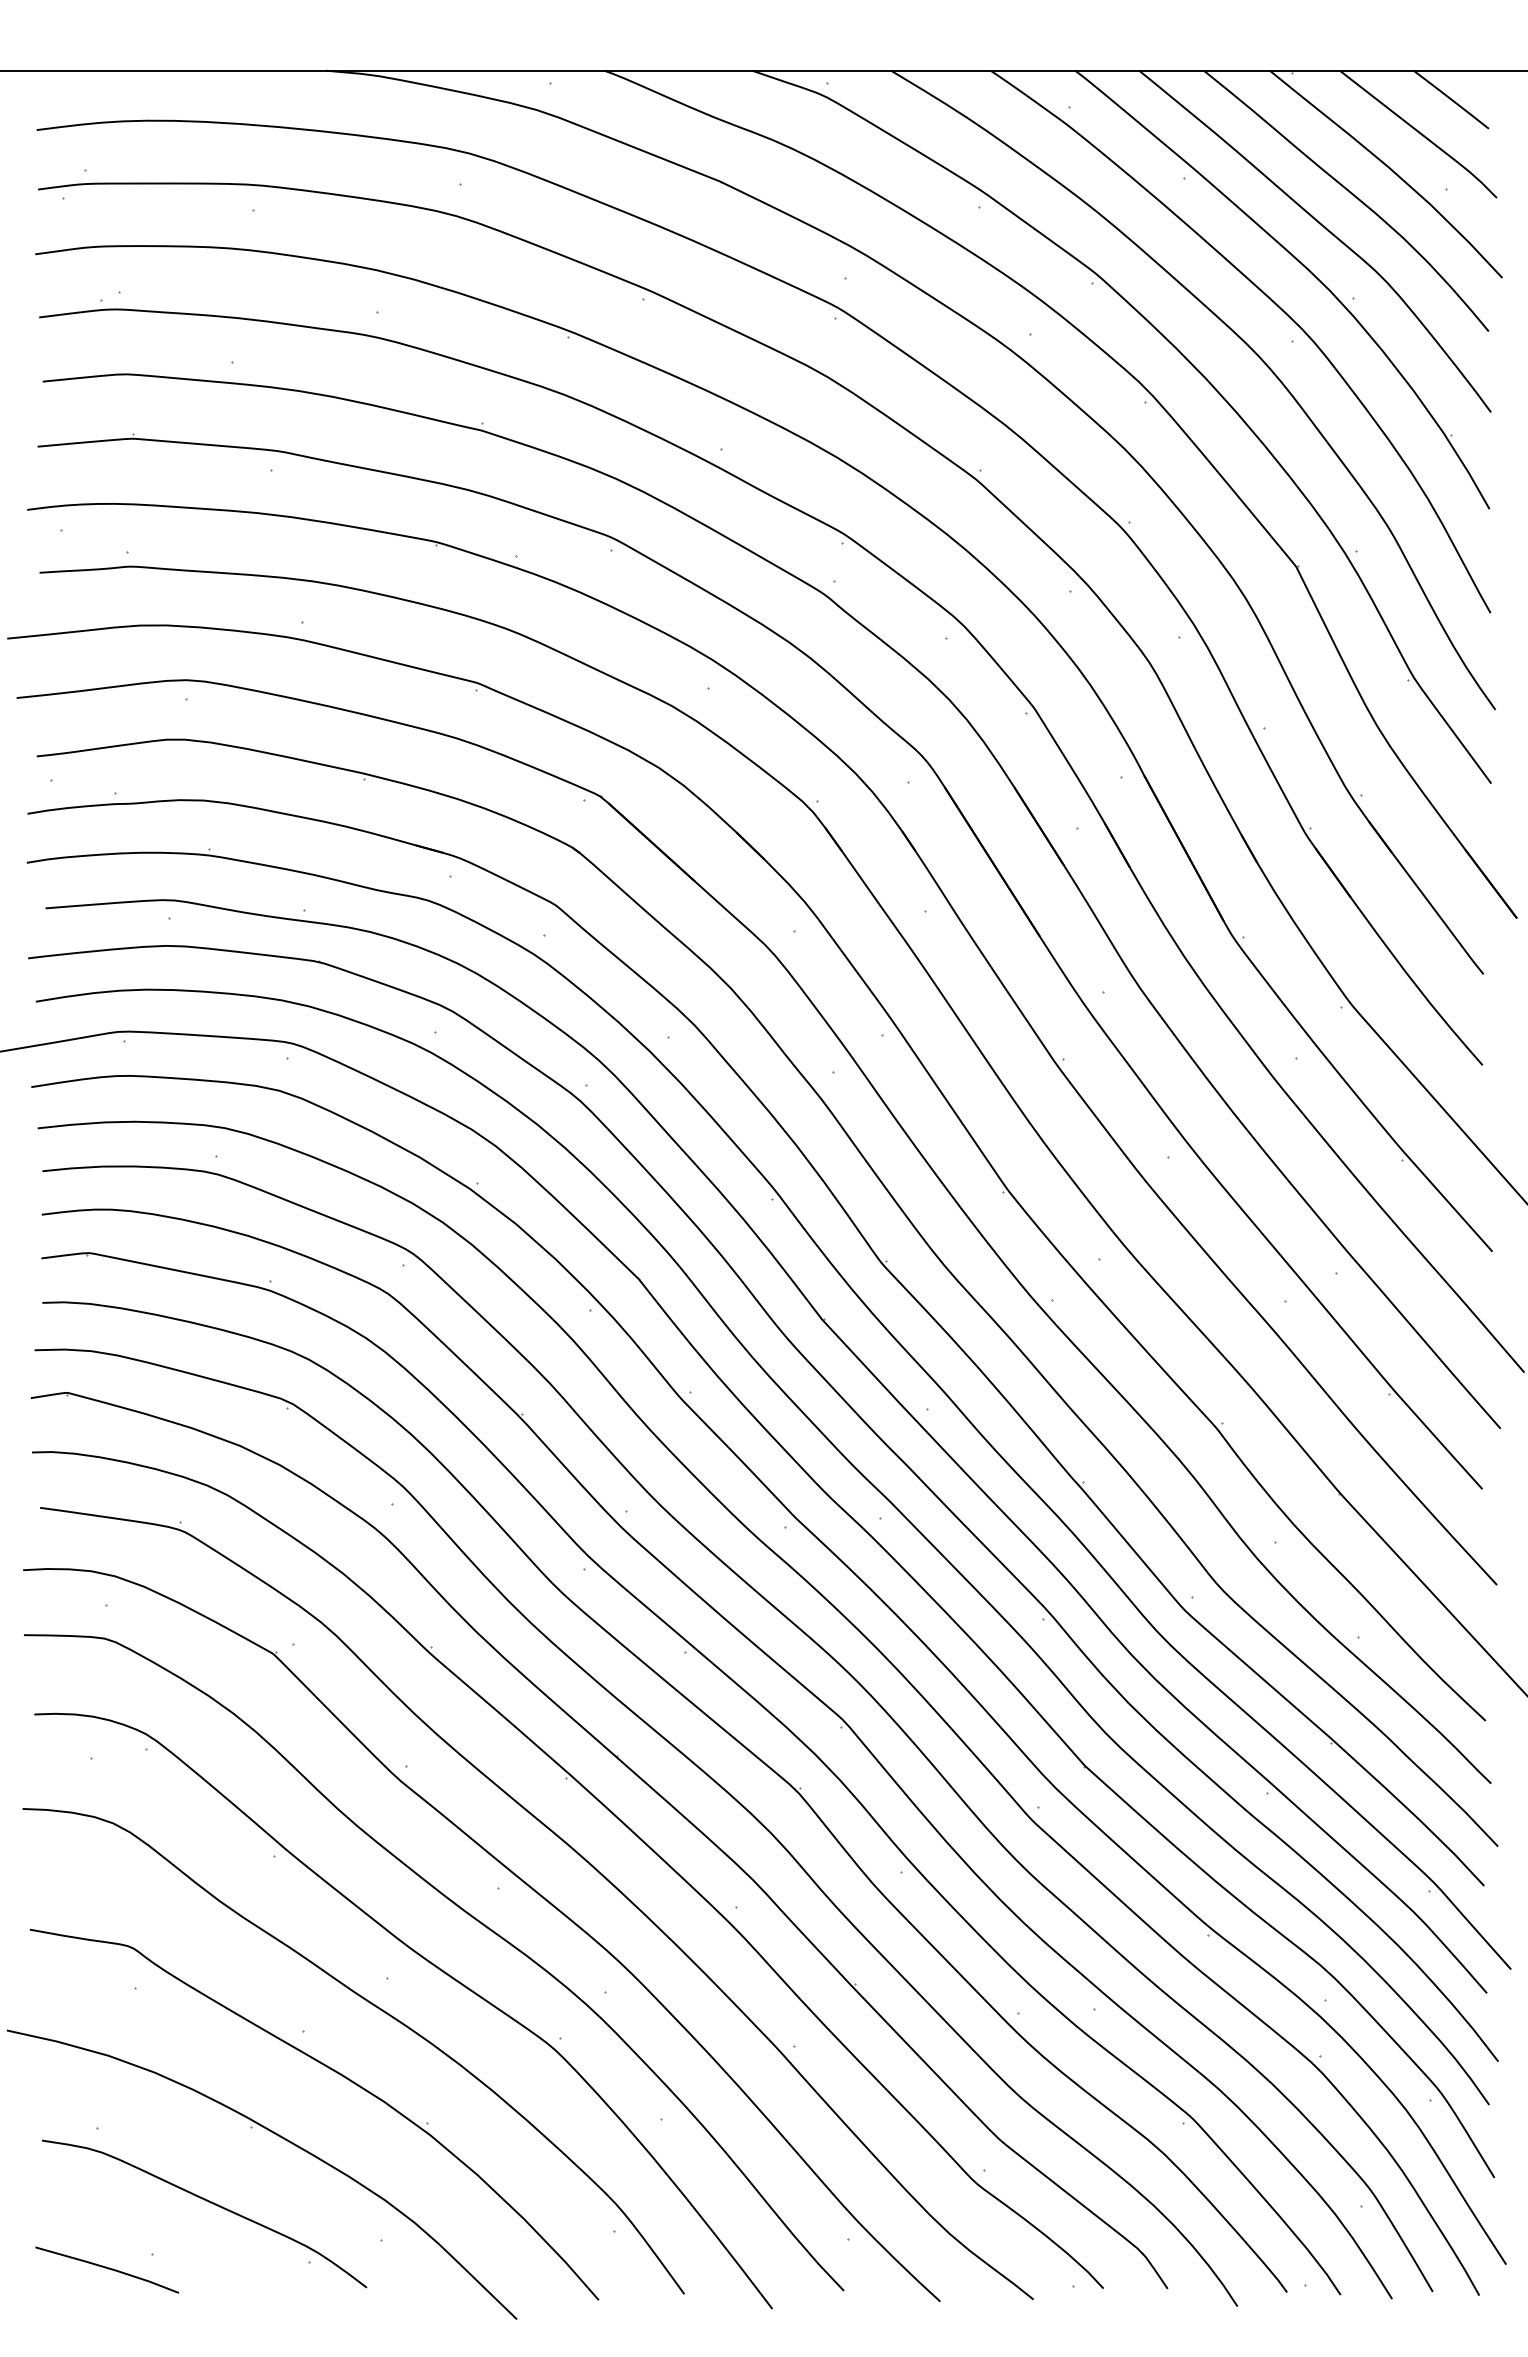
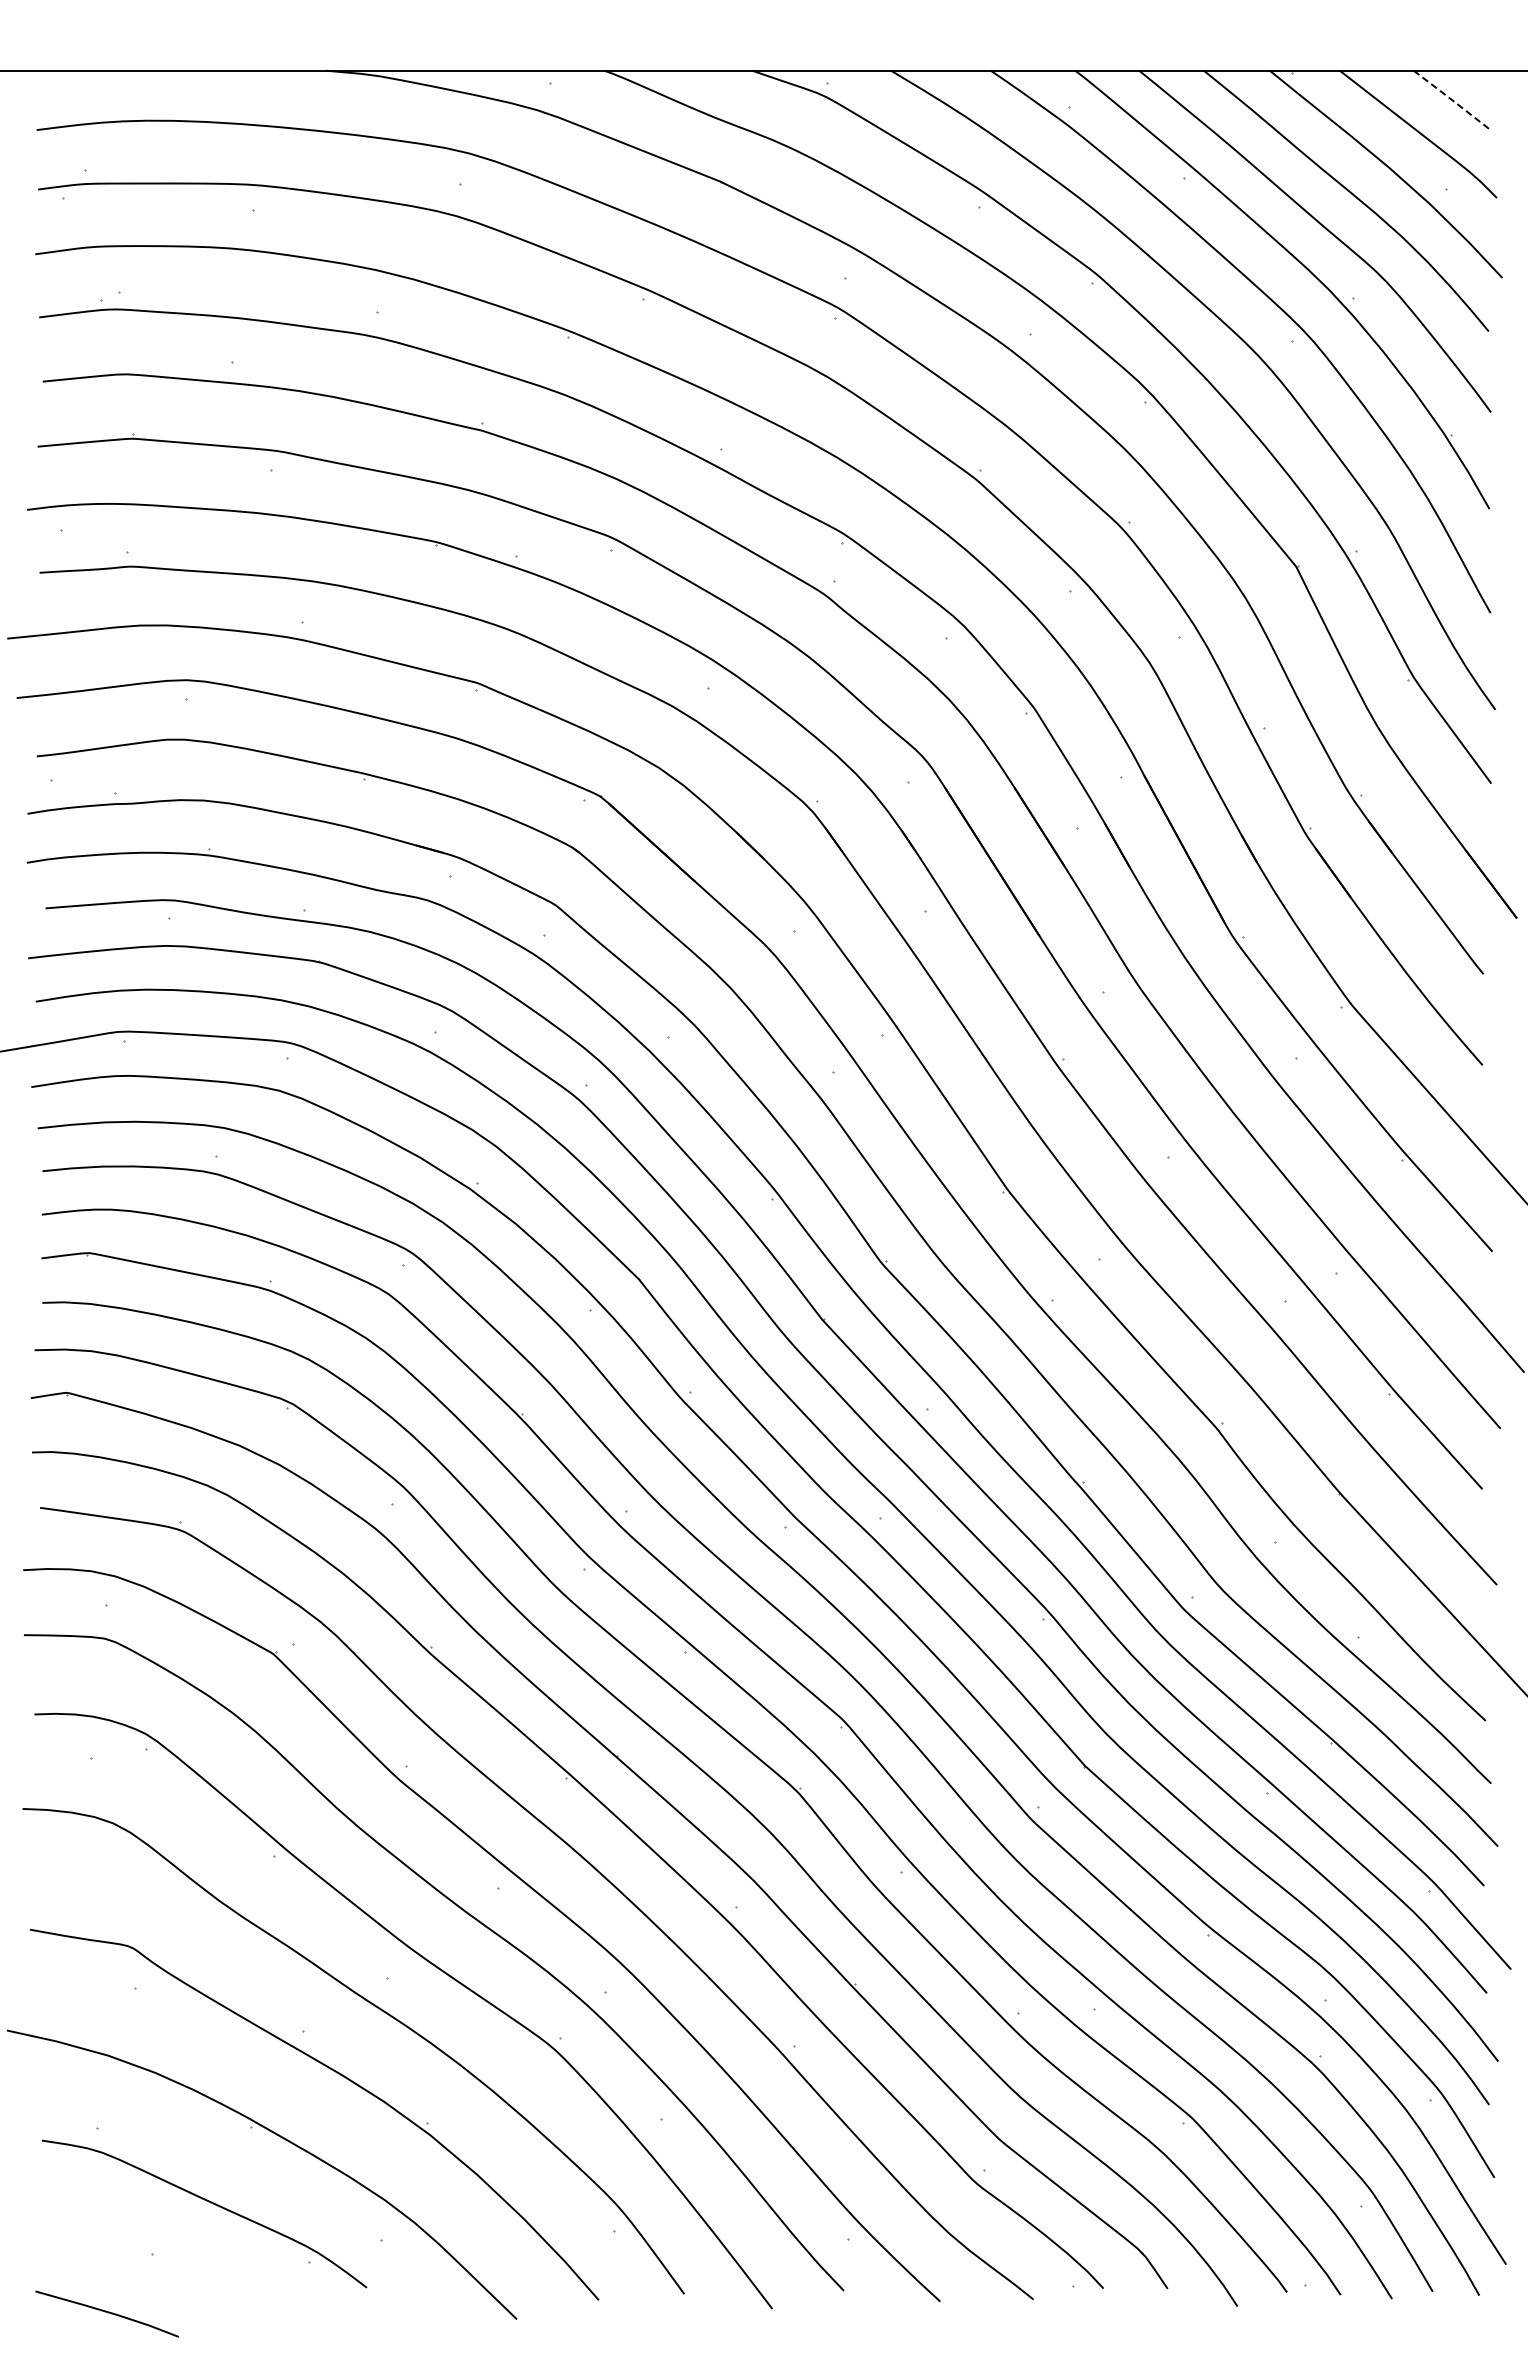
line: solid -> dashed (1451, 99)
line position: (107, 2268) -> (107, 2312) (107, 2312)
